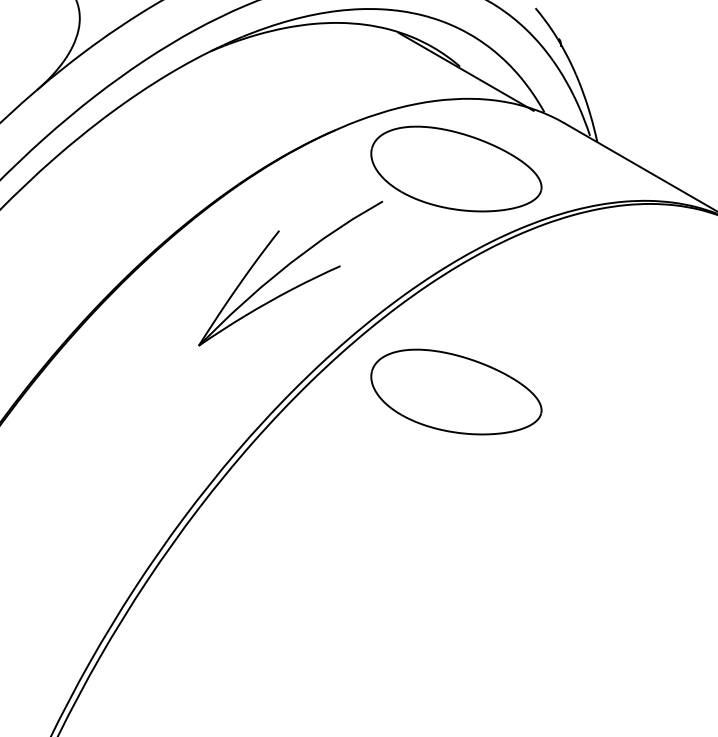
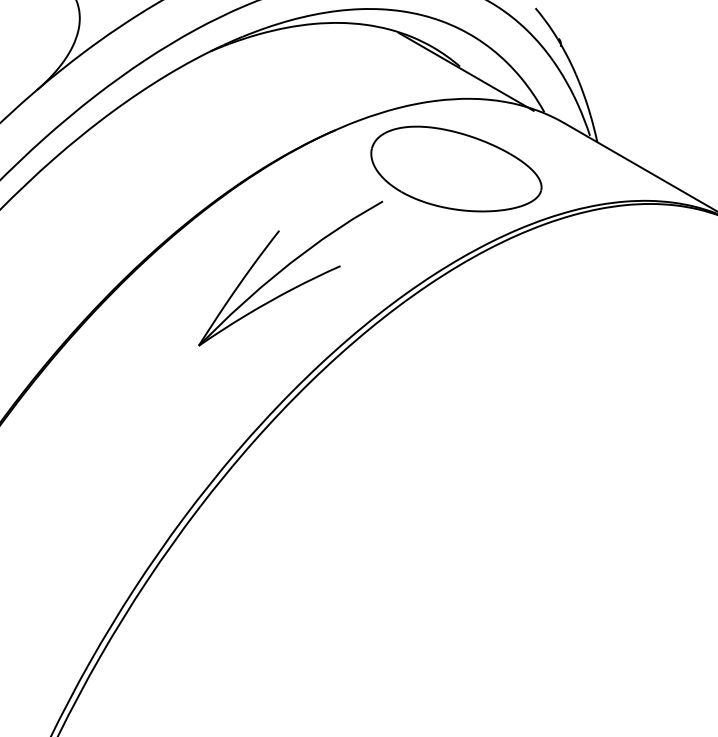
part: present -> none (456, 391)
